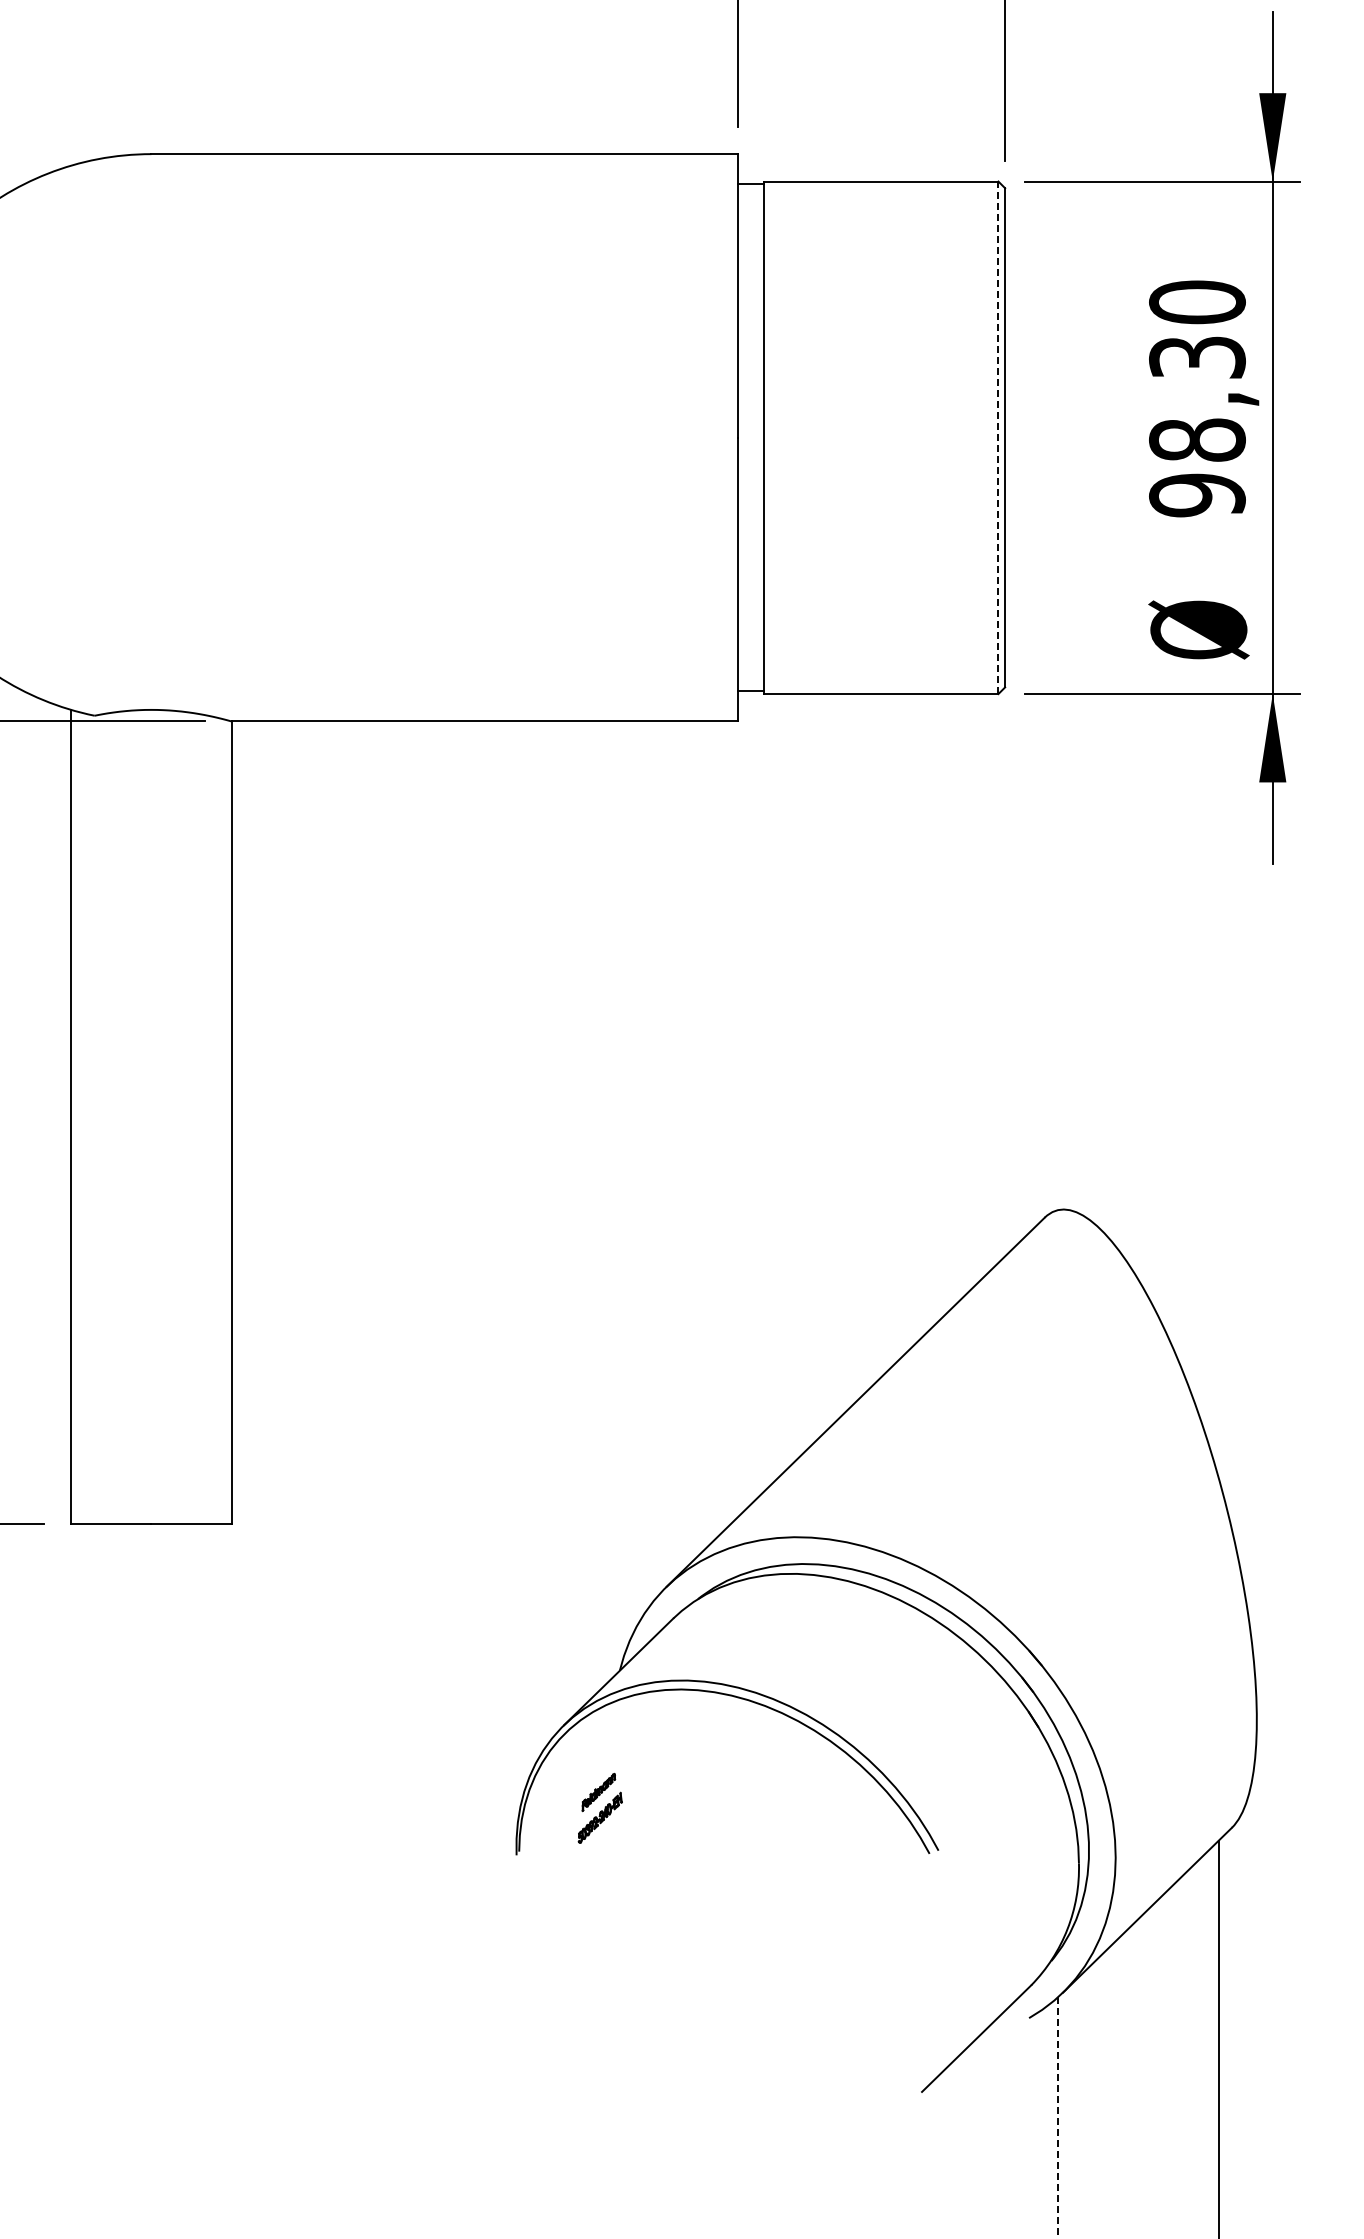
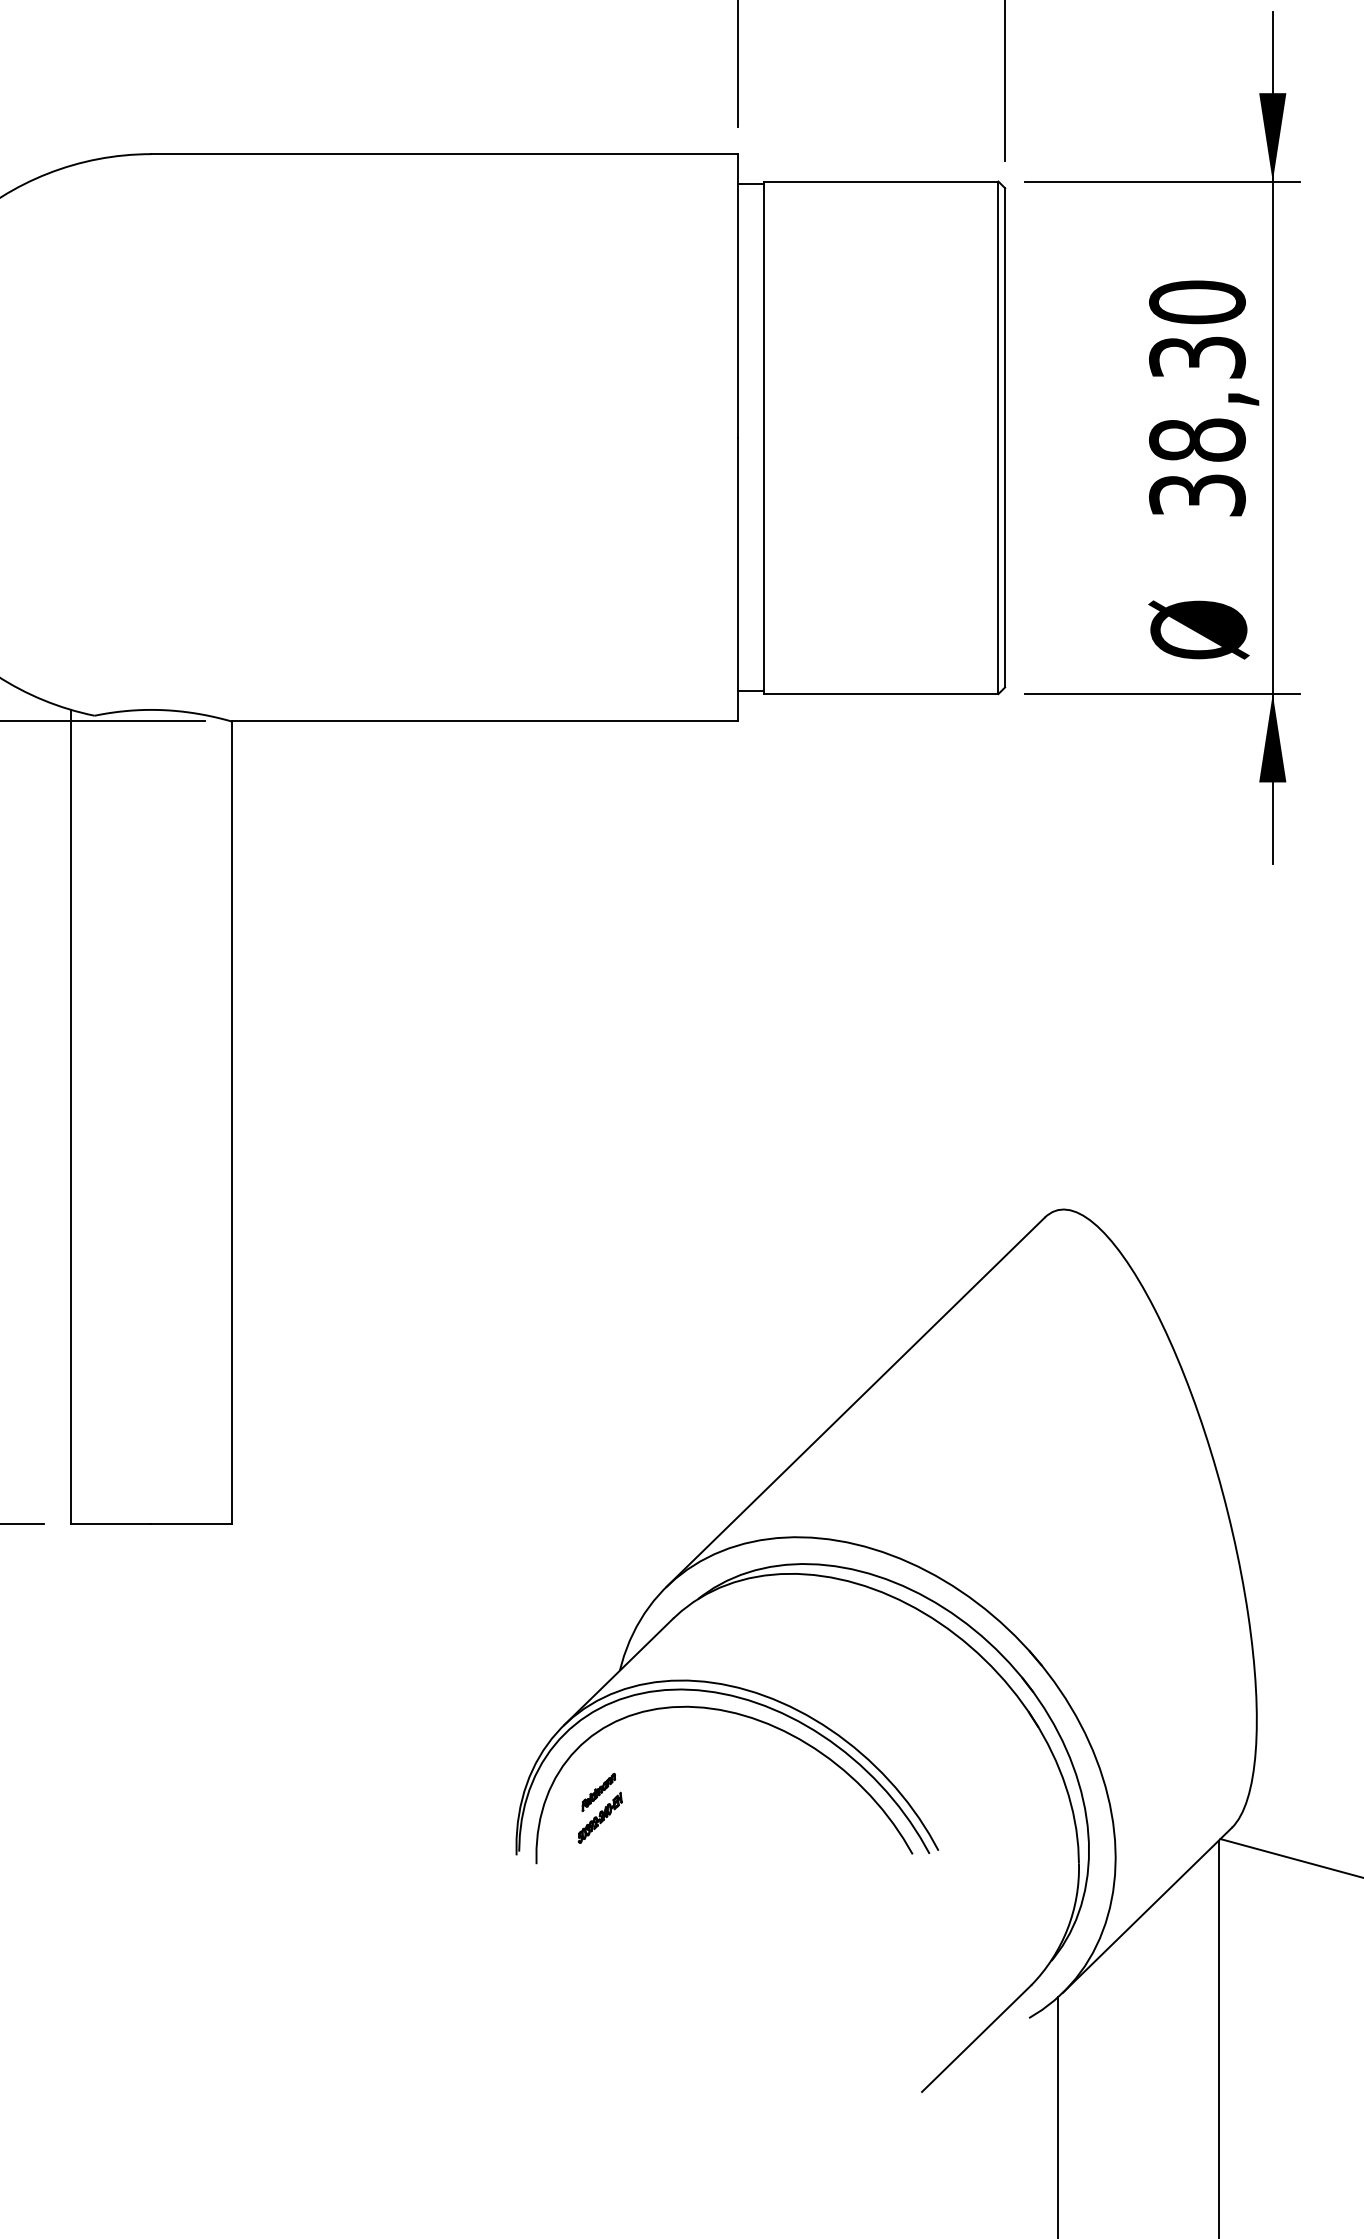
line: dashed -> solid (998, 437)
text: 98,30 -> 38,30 (1197, 495)
curve: none -> present (742, 1716)
line: none -> present (1290, 1858)
line: dashed -> solid (1058, 2118)
